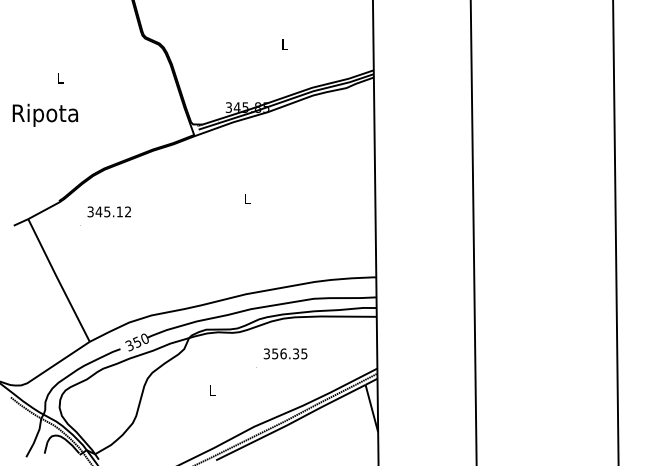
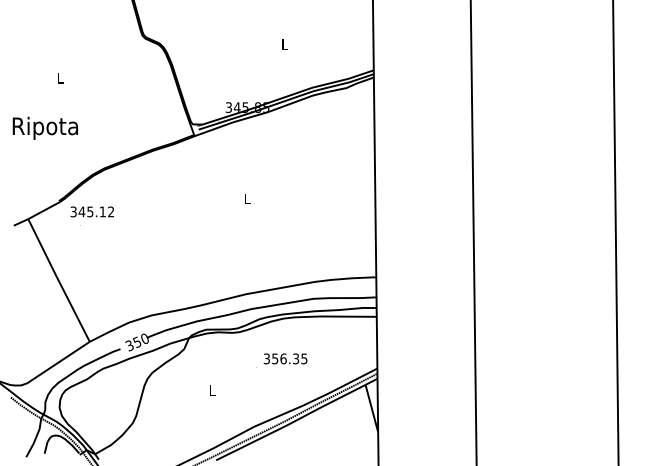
text position: (45, 114) -> (45, 127) (45, 127)
text position: (108, 211) -> (91, 211) (91, 211)
text position: (285, 353) -> (285, 358) (285, 358)
